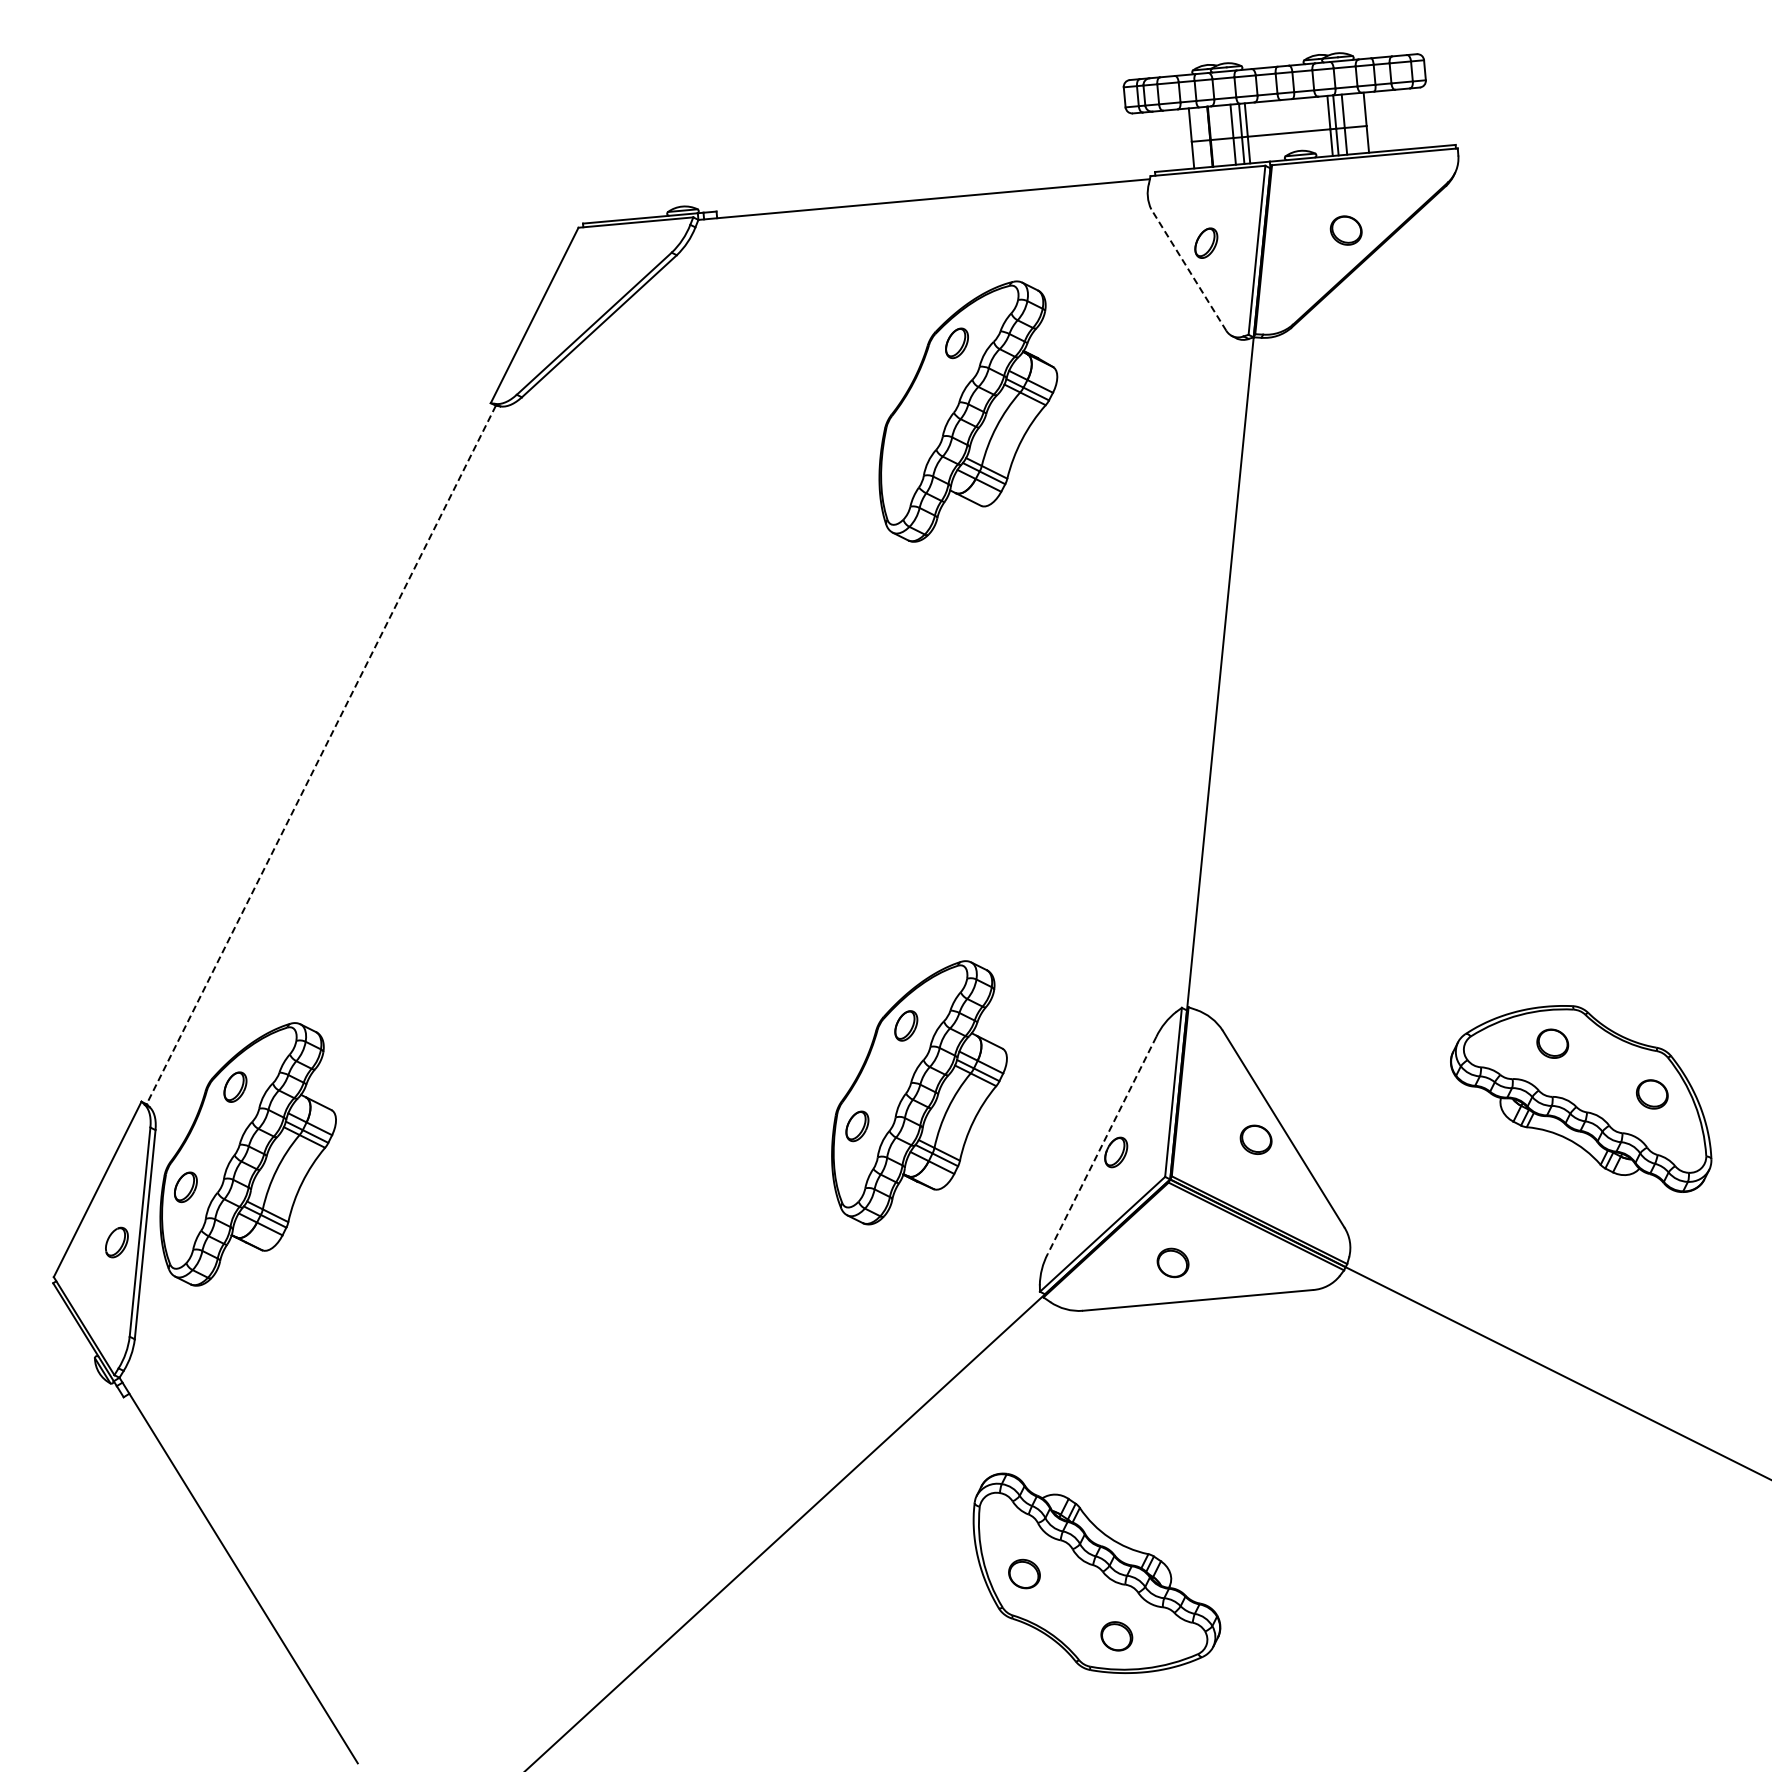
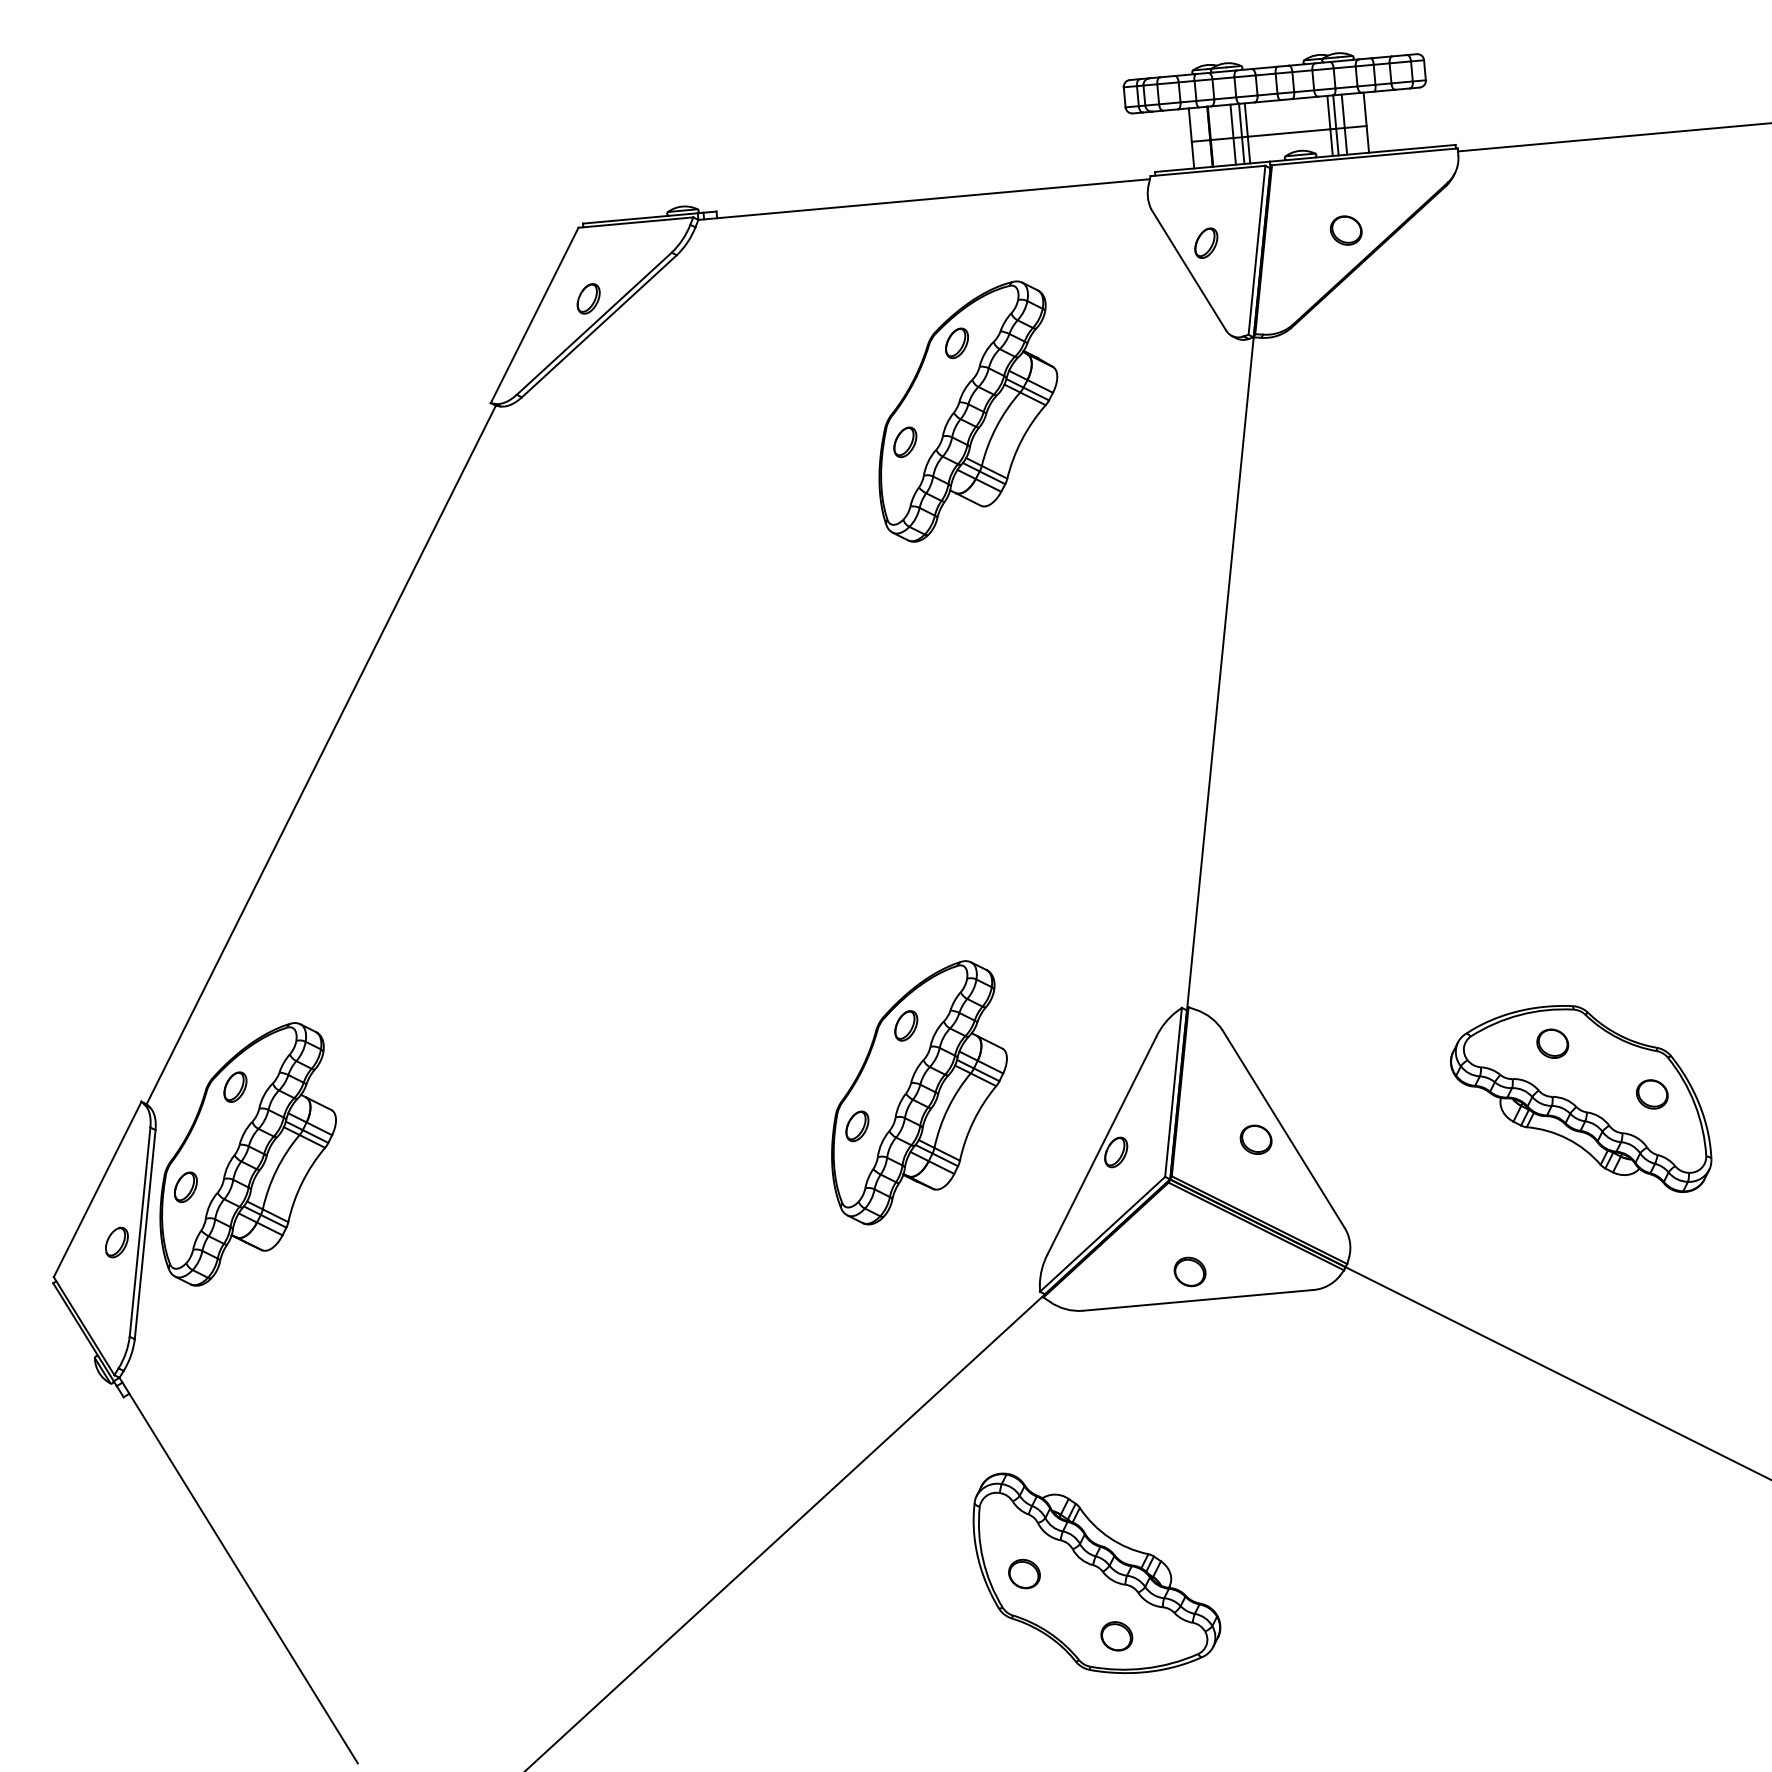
line: none -> present (1613, 137)
line: dashed -> solid (1188, 269)
part: none -> present (588, 298)
part: none -> present (905, 442)
line: dashed -> solid (321, 754)
line: dashed -> solid (1101, 1145)
part position: (1172, 1262) -> (1189, 1271) (1189, 1271)
